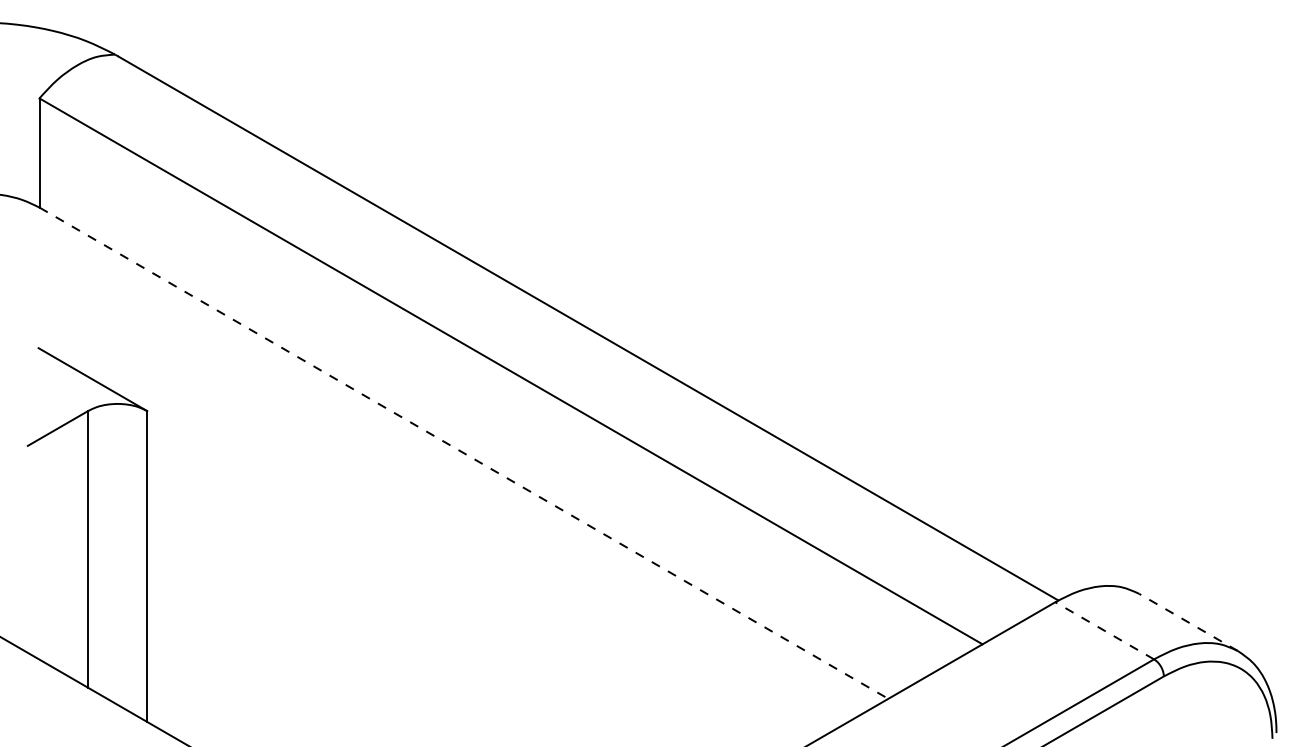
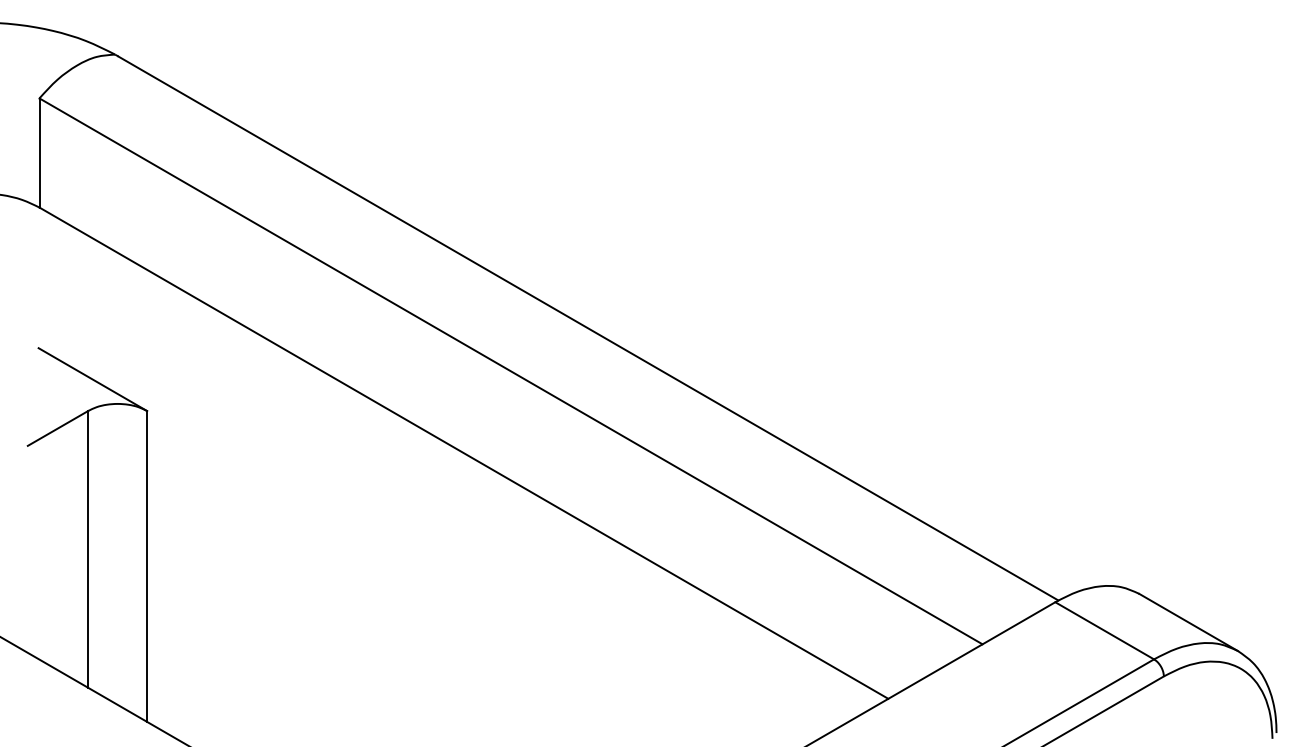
line: dashed -> solid (464, 453)
line: dashed -> solid (1188, 622)
line: dashed -> solid (1104, 630)
